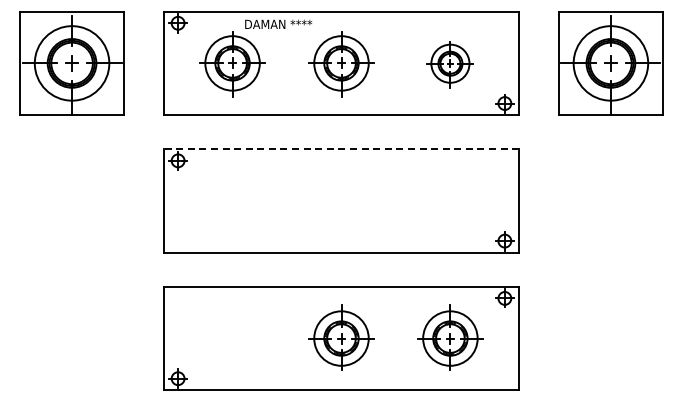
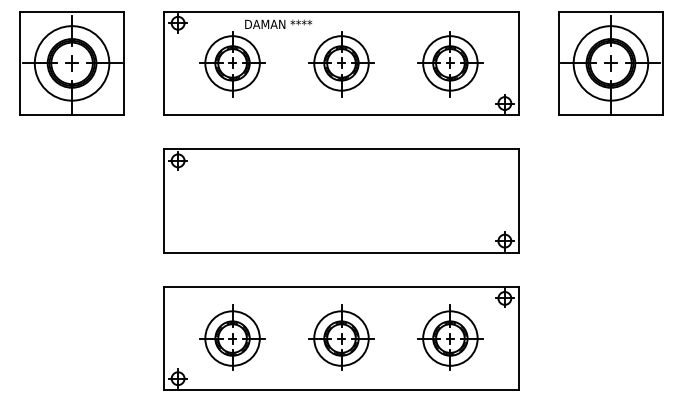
part size: 48x48 px -> 67x67 px (450, 64)
line: dashed -> solid (341, 149)
part: none -> present (232, 337)
